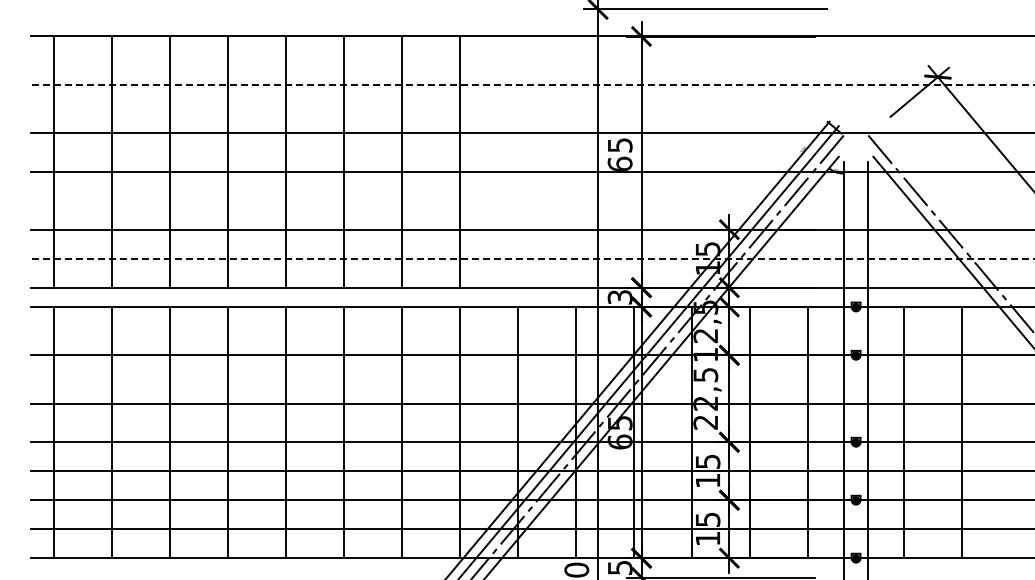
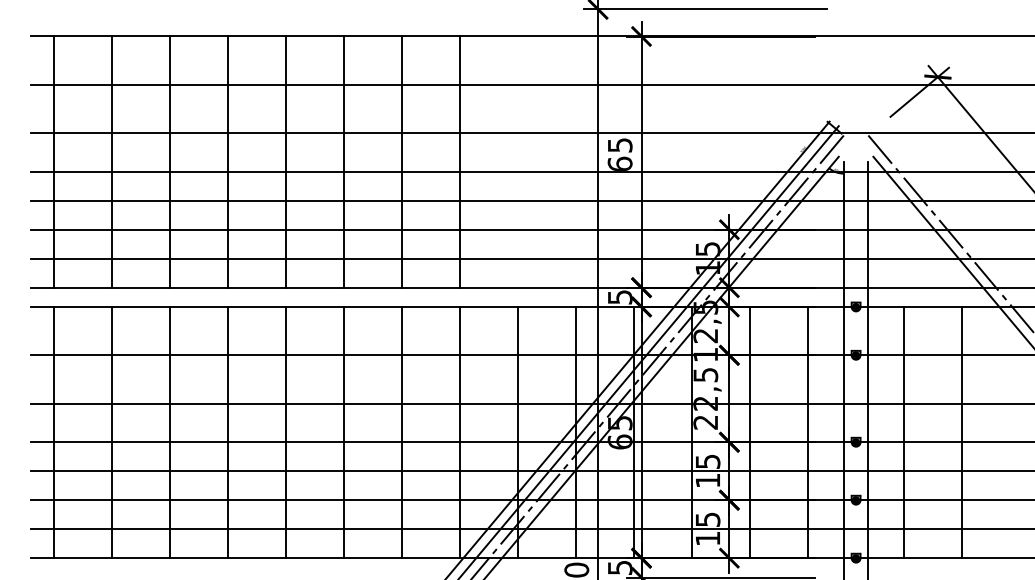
line: dashed -> solid (532, 84)
line: none -> present (531, 200)
line: dashed -> solid (532, 258)
text: 3 -> 5 (619, 296)
